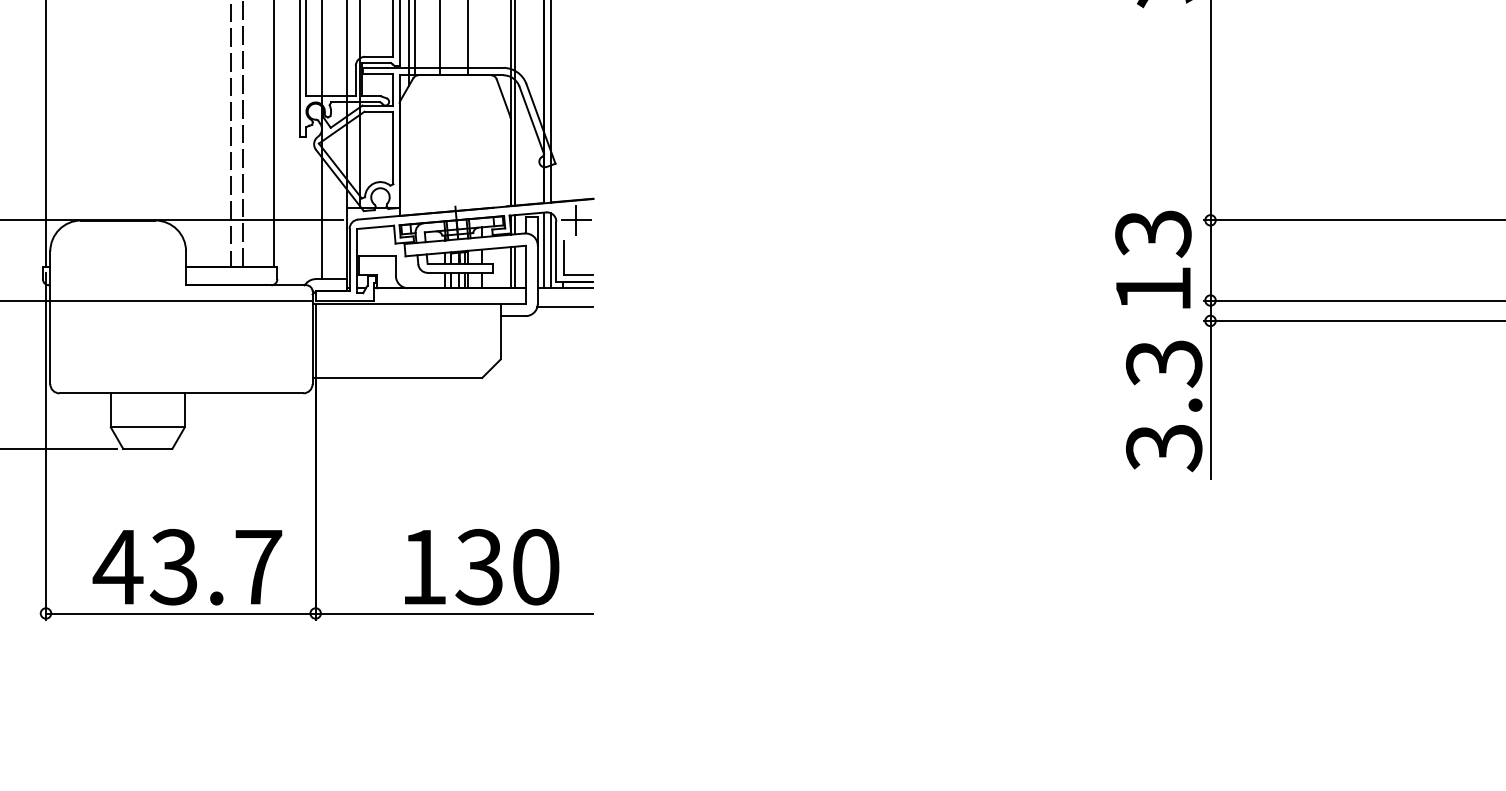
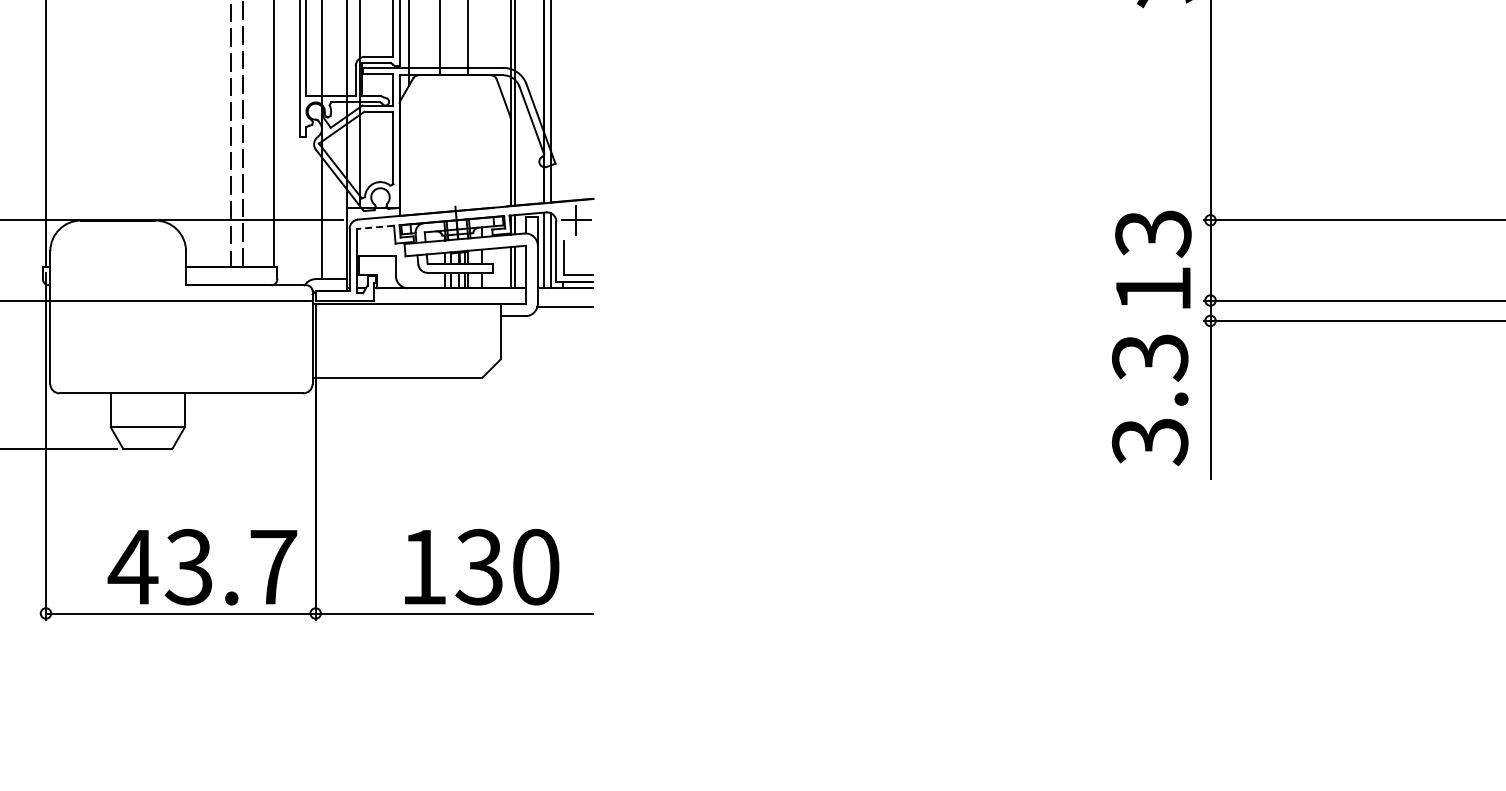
line: present -> none (415, 39)
line: solid -> dashed (375, 227)
text position: (1164, 406) -> (1150, 400) (1150, 400)
text position: (187, 567) -> (202, 567) (202, 567)
